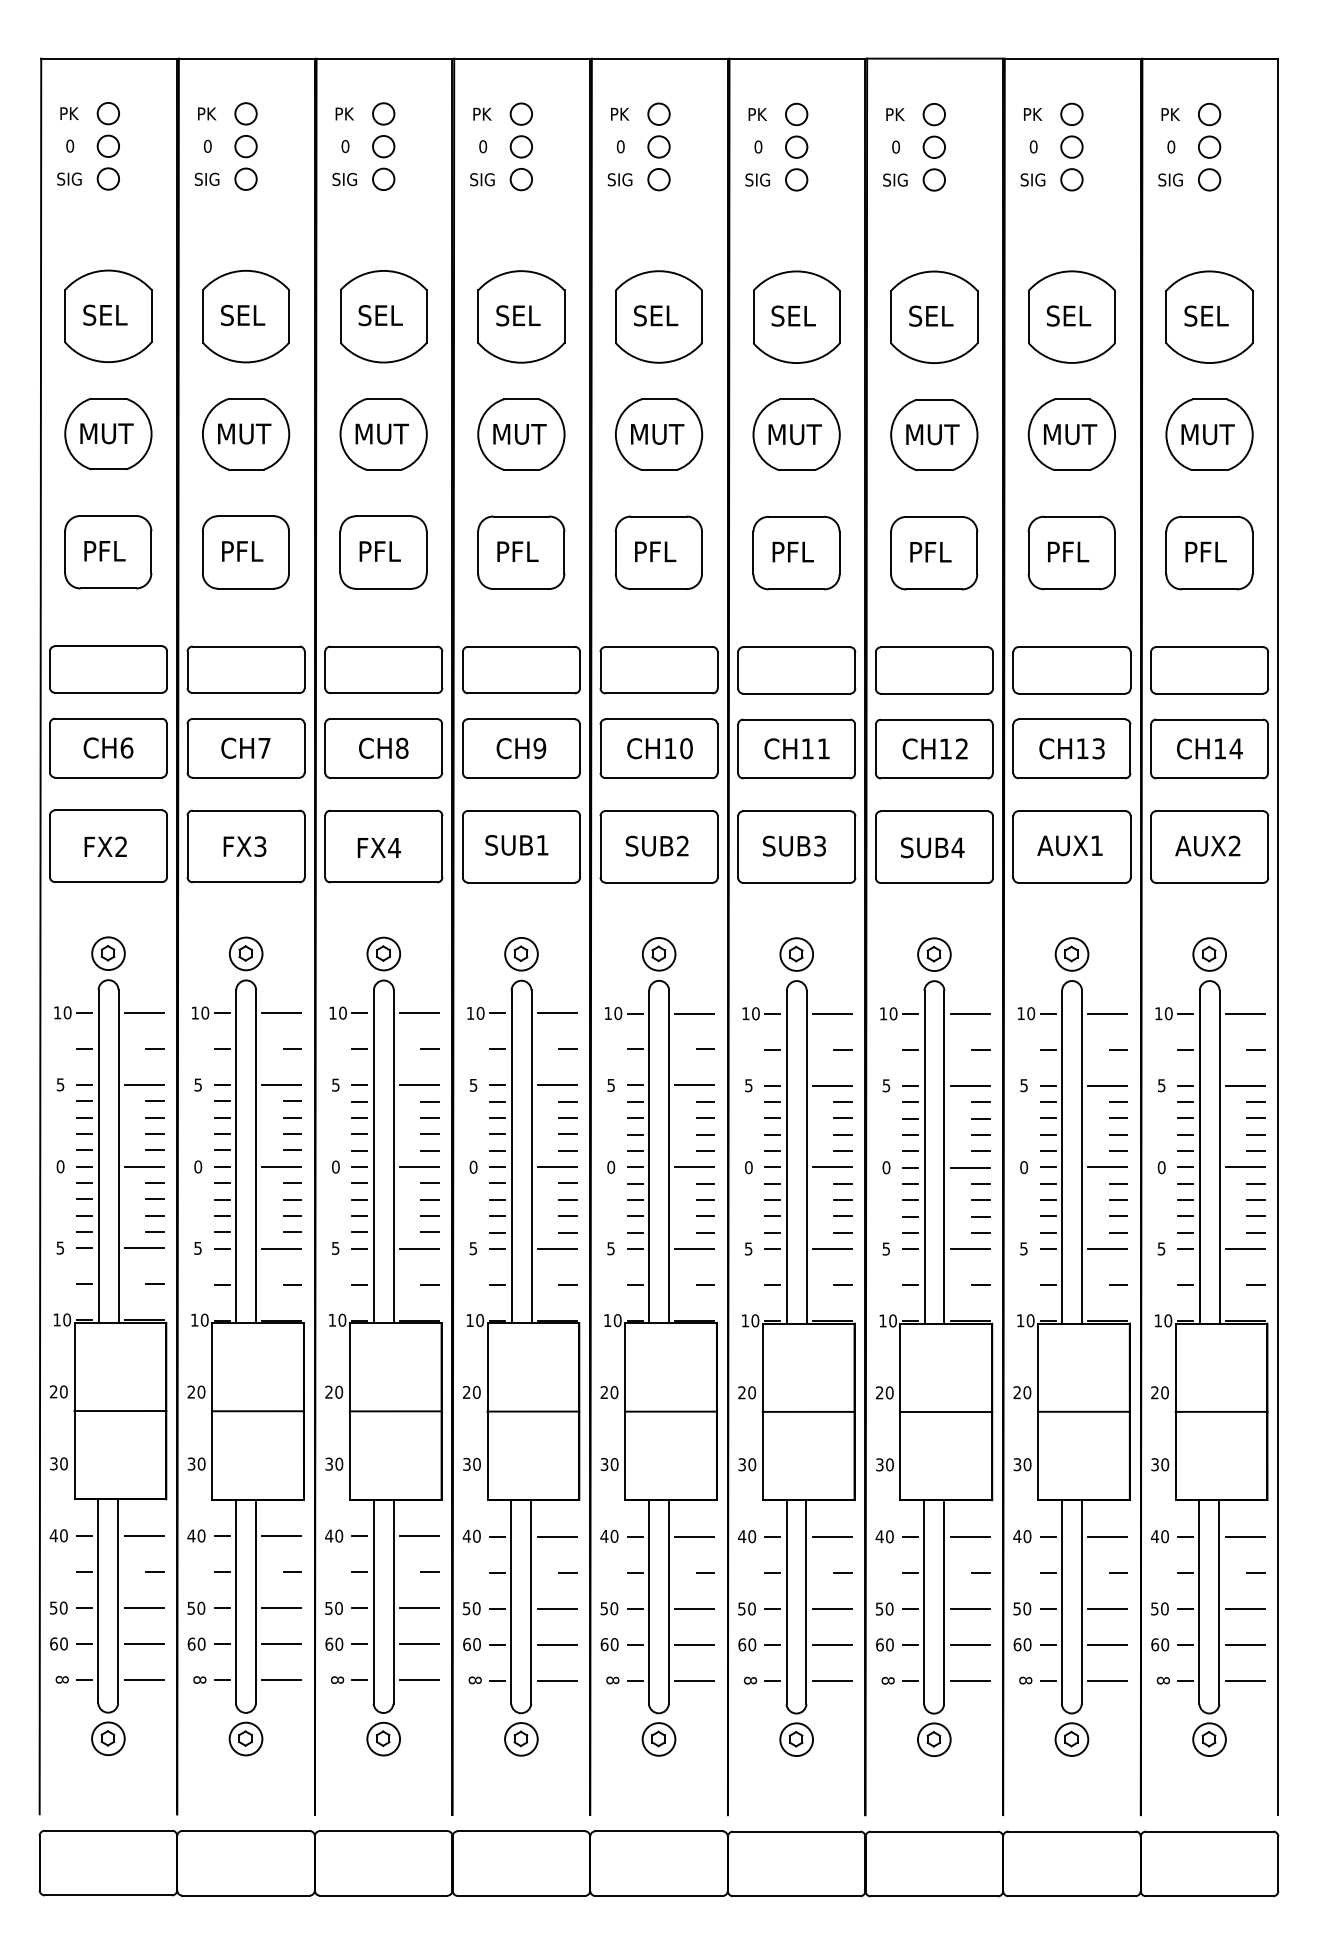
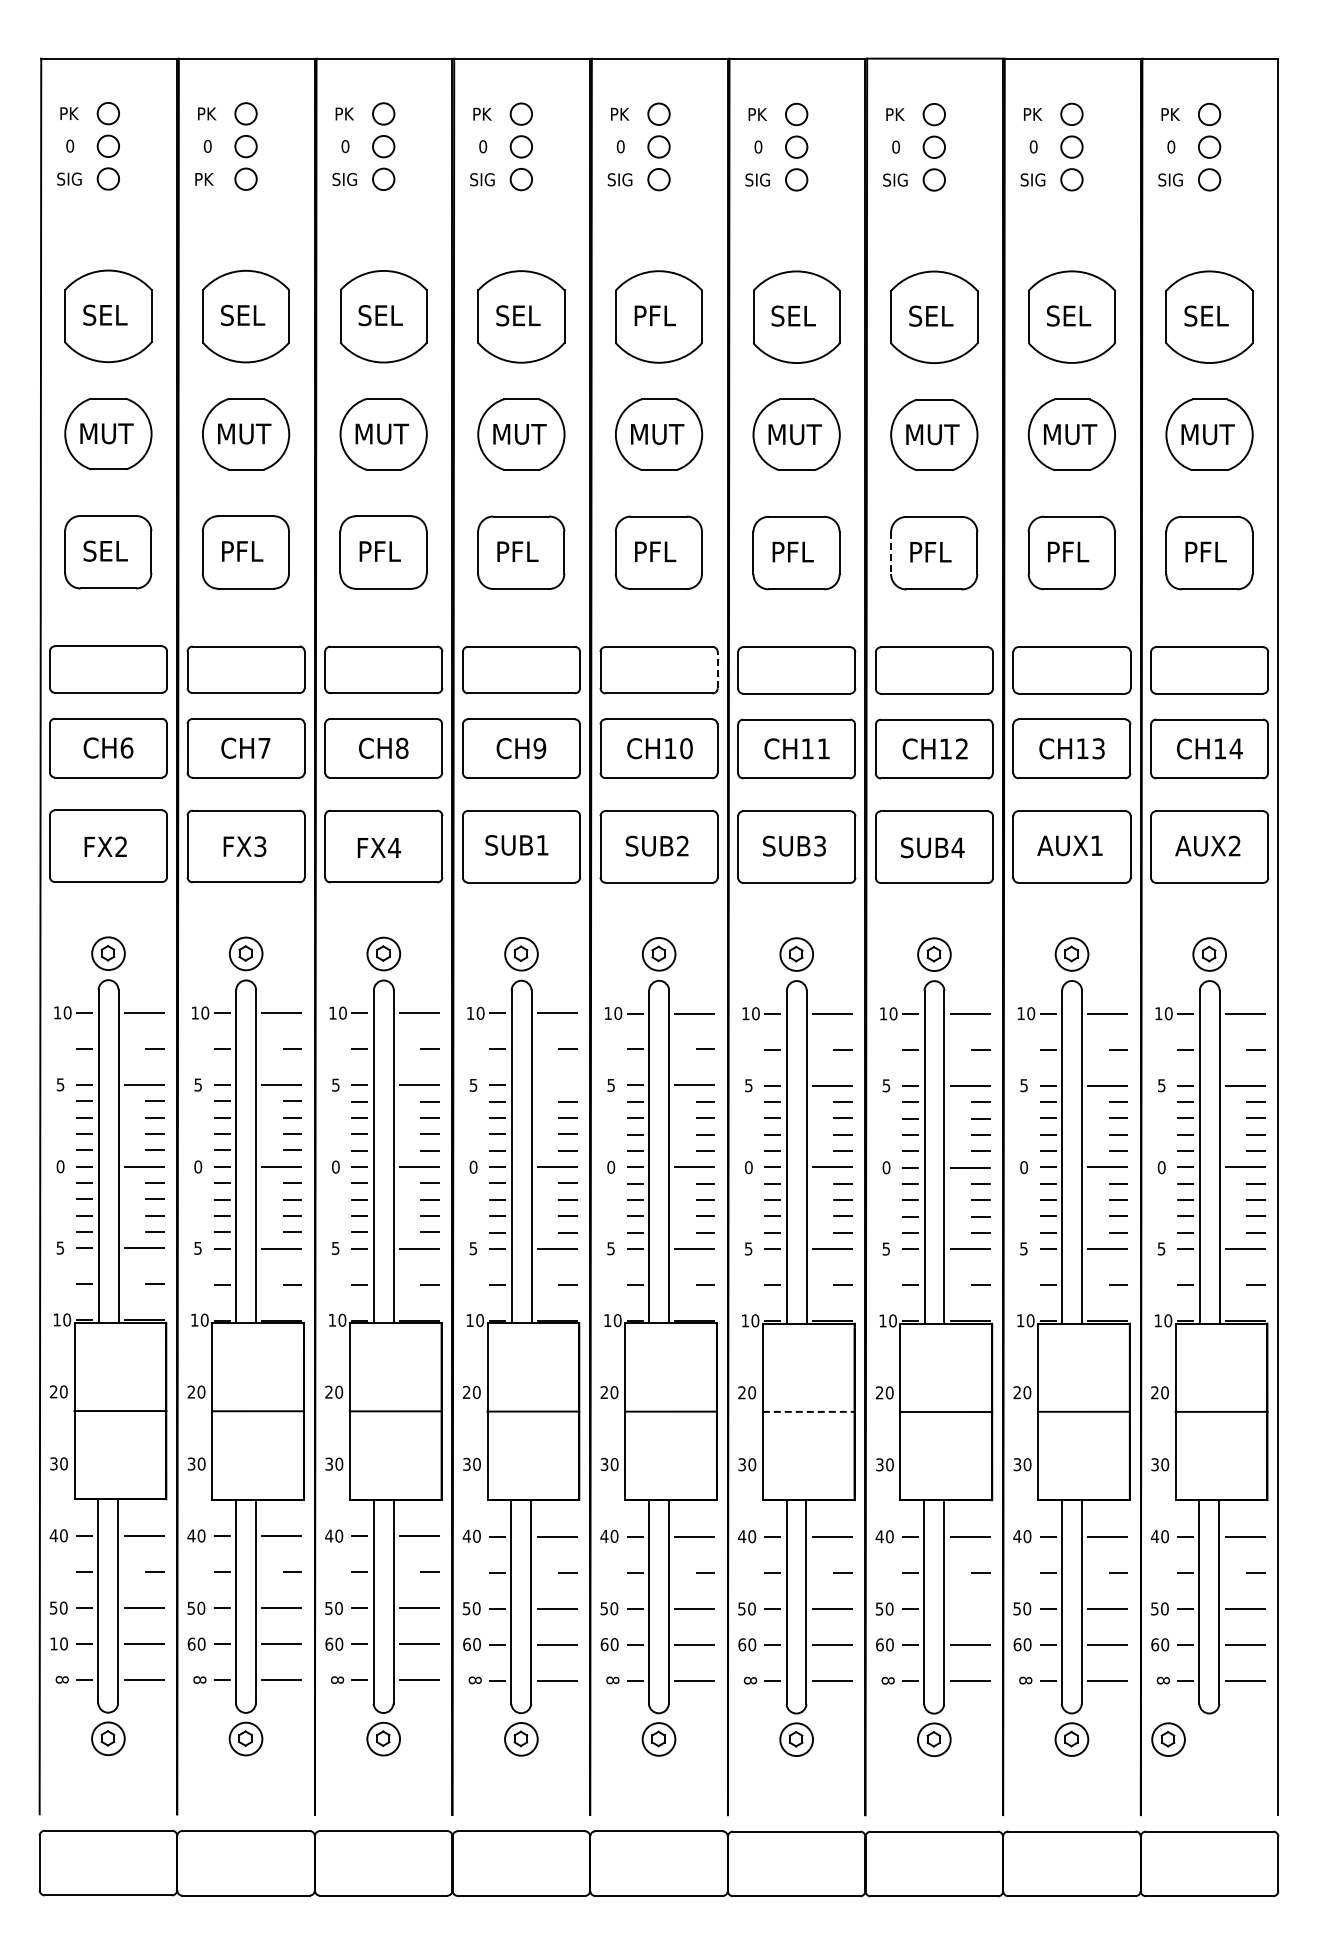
text: SIG -> PK (206, 178)
text: SEL -> PFL (656, 315)
text: PFL -> SEL (105, 550)
line: solid -> dashed (891, 553)
line: solid -> dashed (717, 669)
line: present -> none (556, 1085)
line: solid -> dashed (808, 1411)
line: present -> none (969, 1609)
text: 60 -> 10 (53, 1643)
part position: (1209, 1739) -> (1168, 1739) (1168, 1739)
